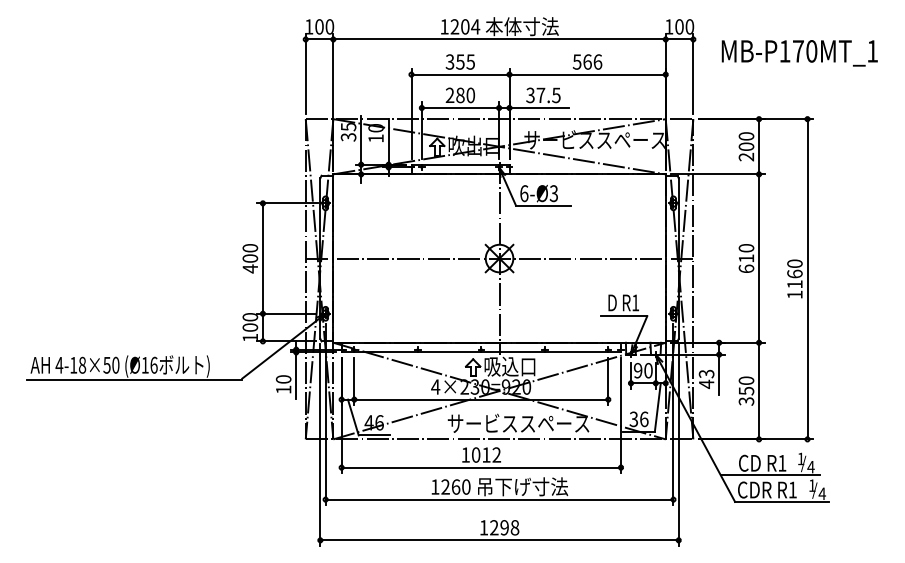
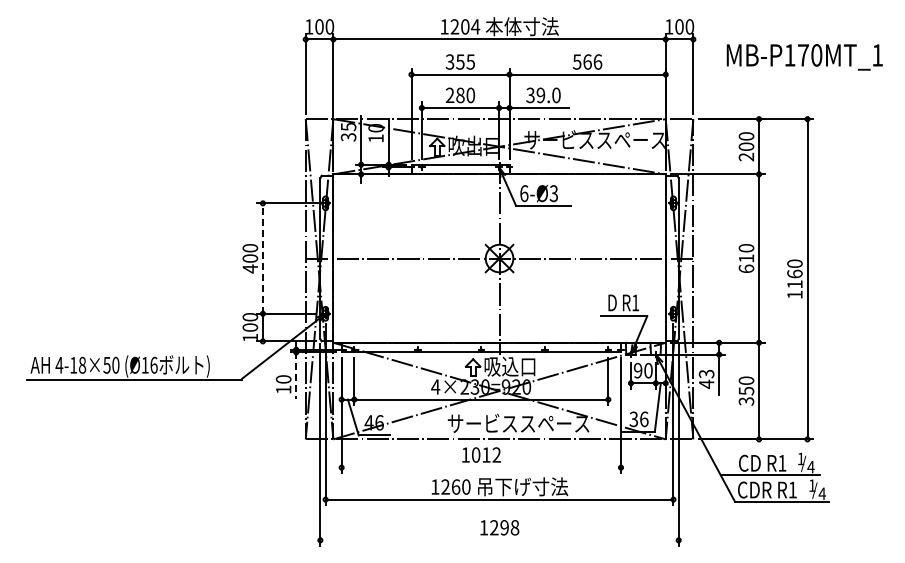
text position: (799, 53) -> (804, 57) (804, 57)
text: 37.5 -> 39.0 (548, 95)
line: solid -> dashed (262, 258)
line: solid -> dashed (296, 376)
line: present -> none (481, 467)
line: present -> none (499, 540)
